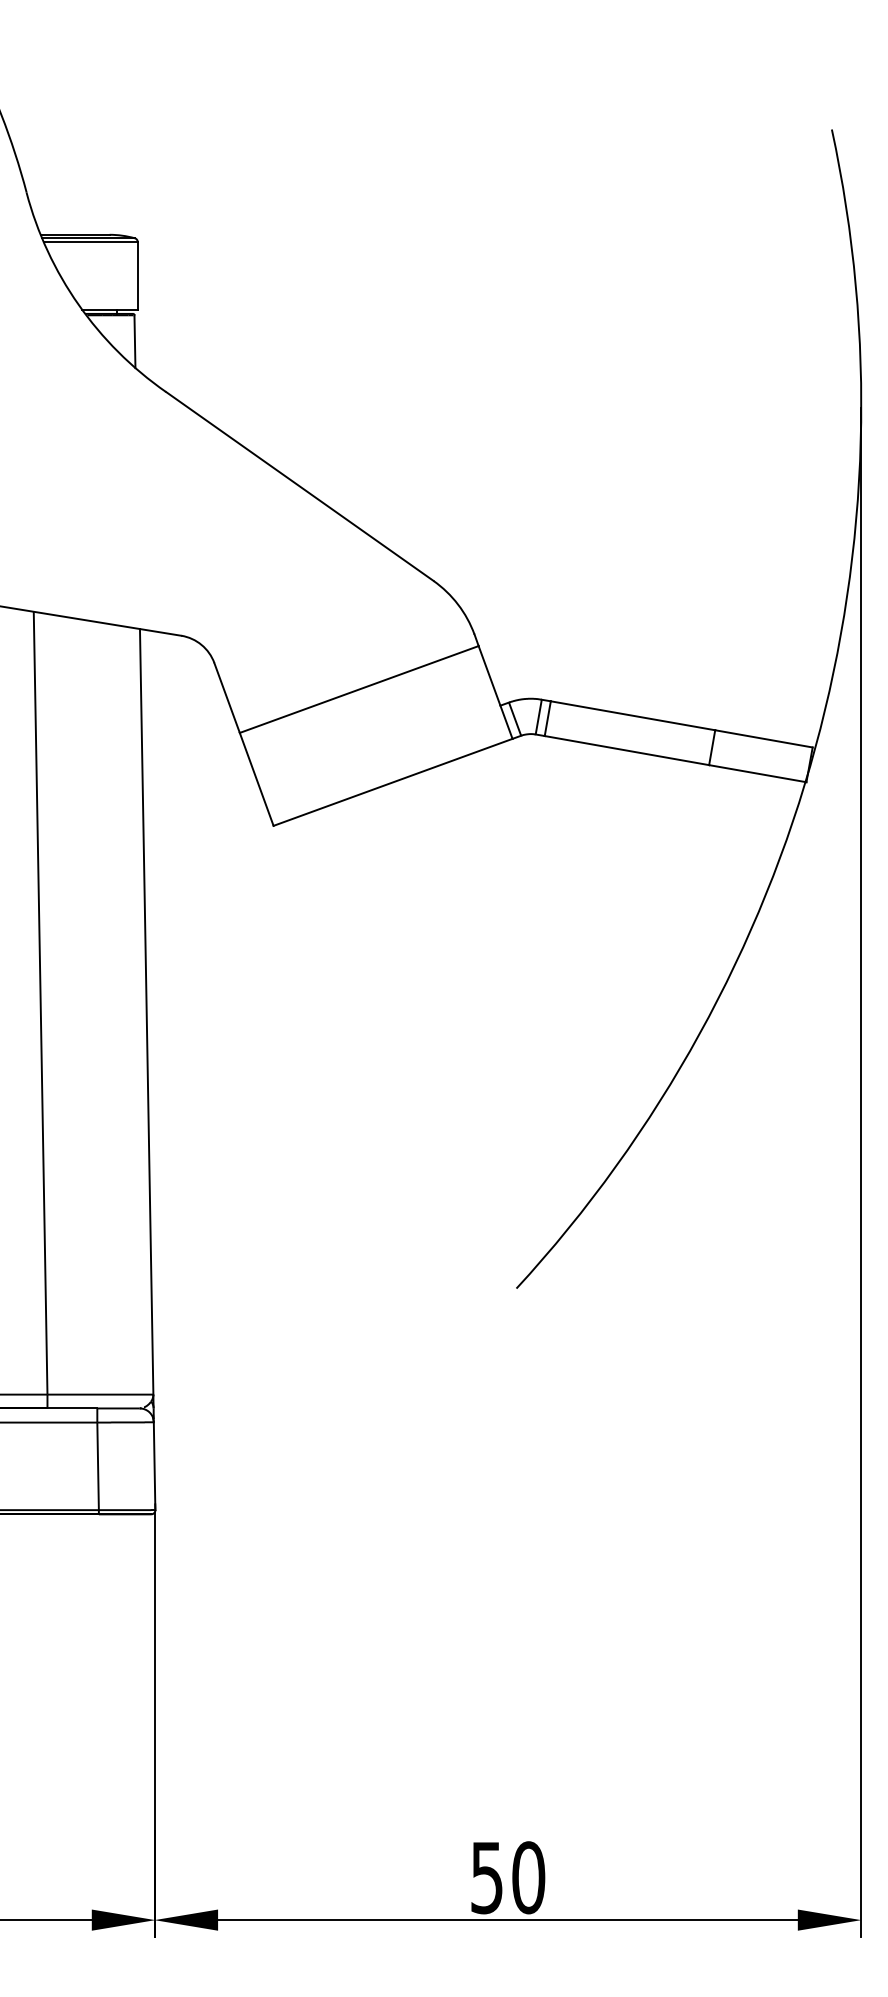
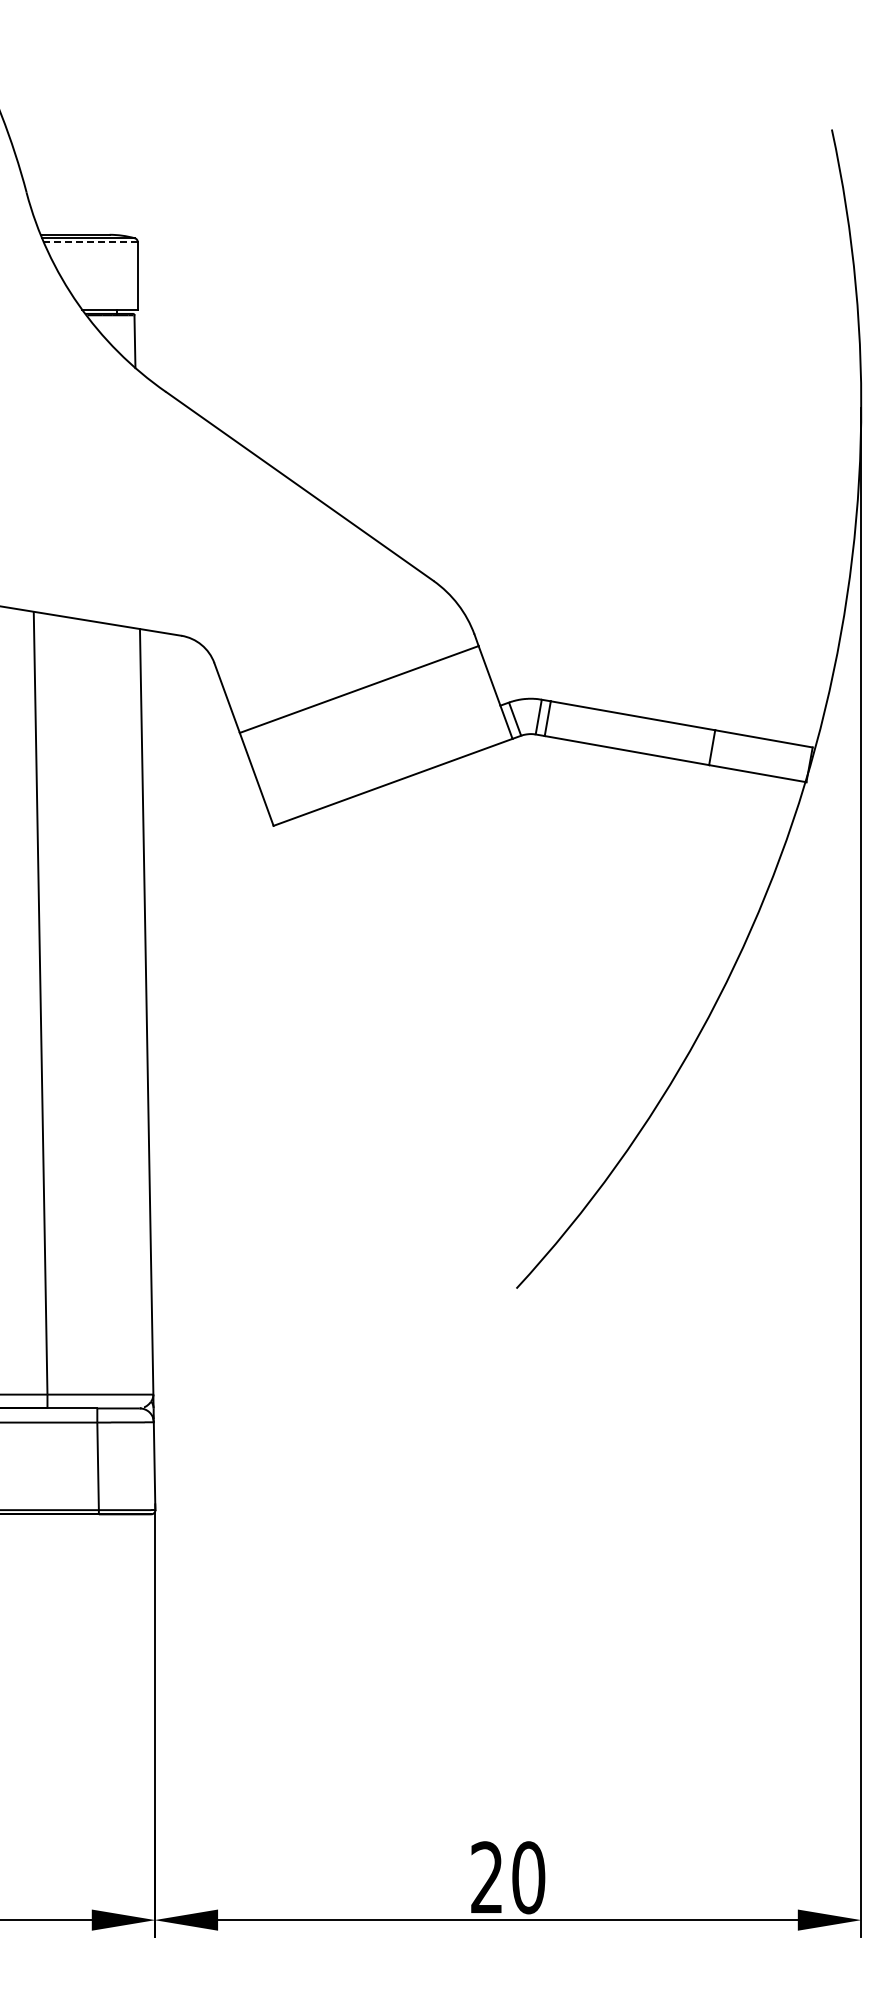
line: solid -> dashed (90, 242)
text: 50 -> 20 (486, 1877)
